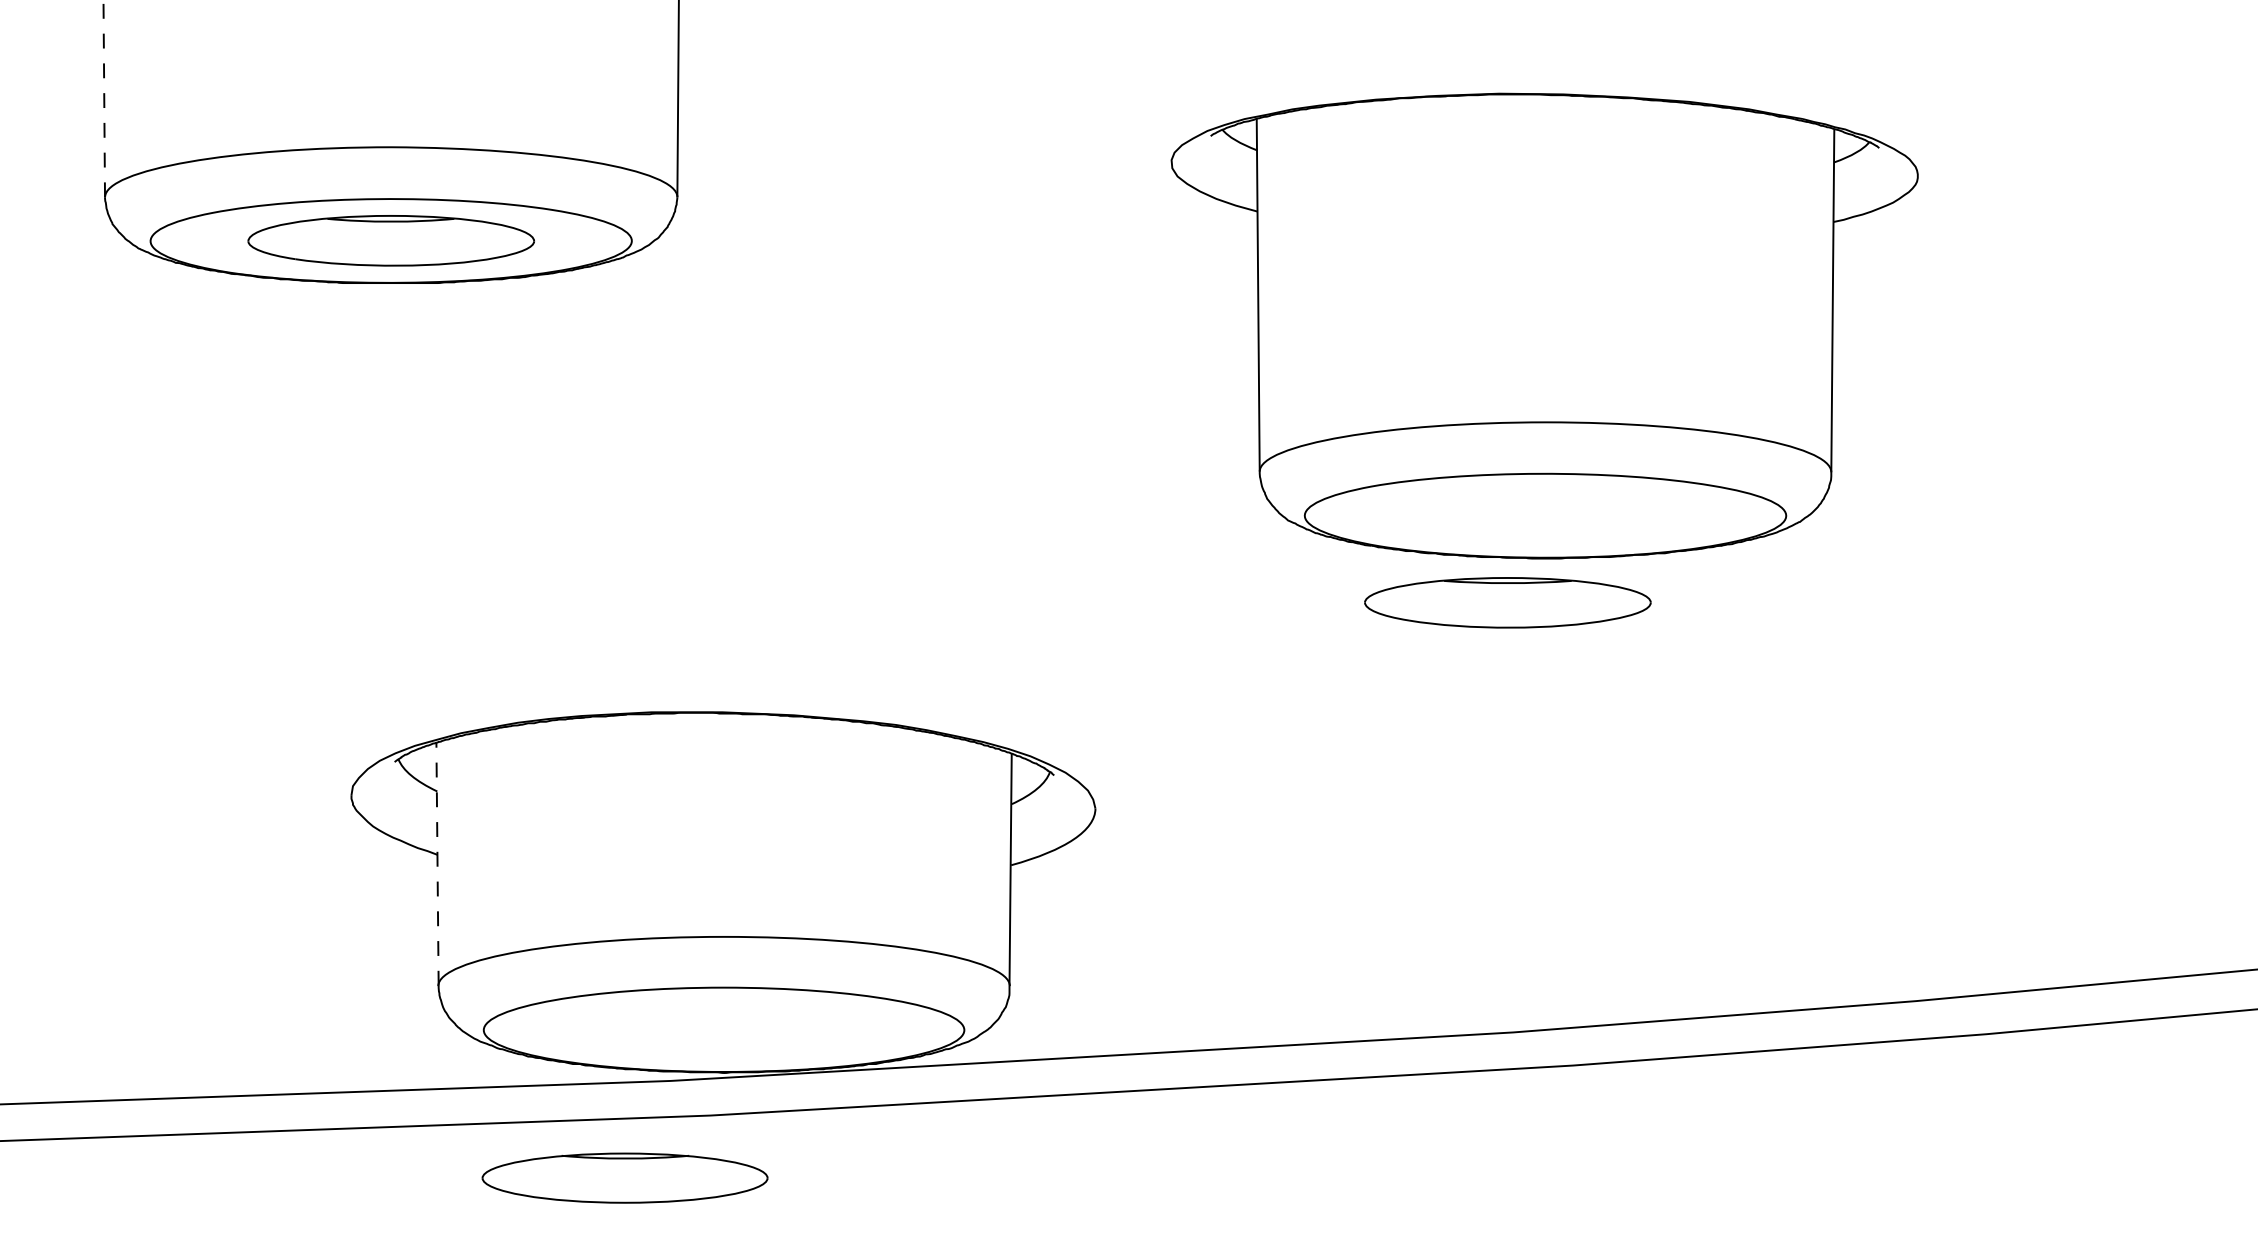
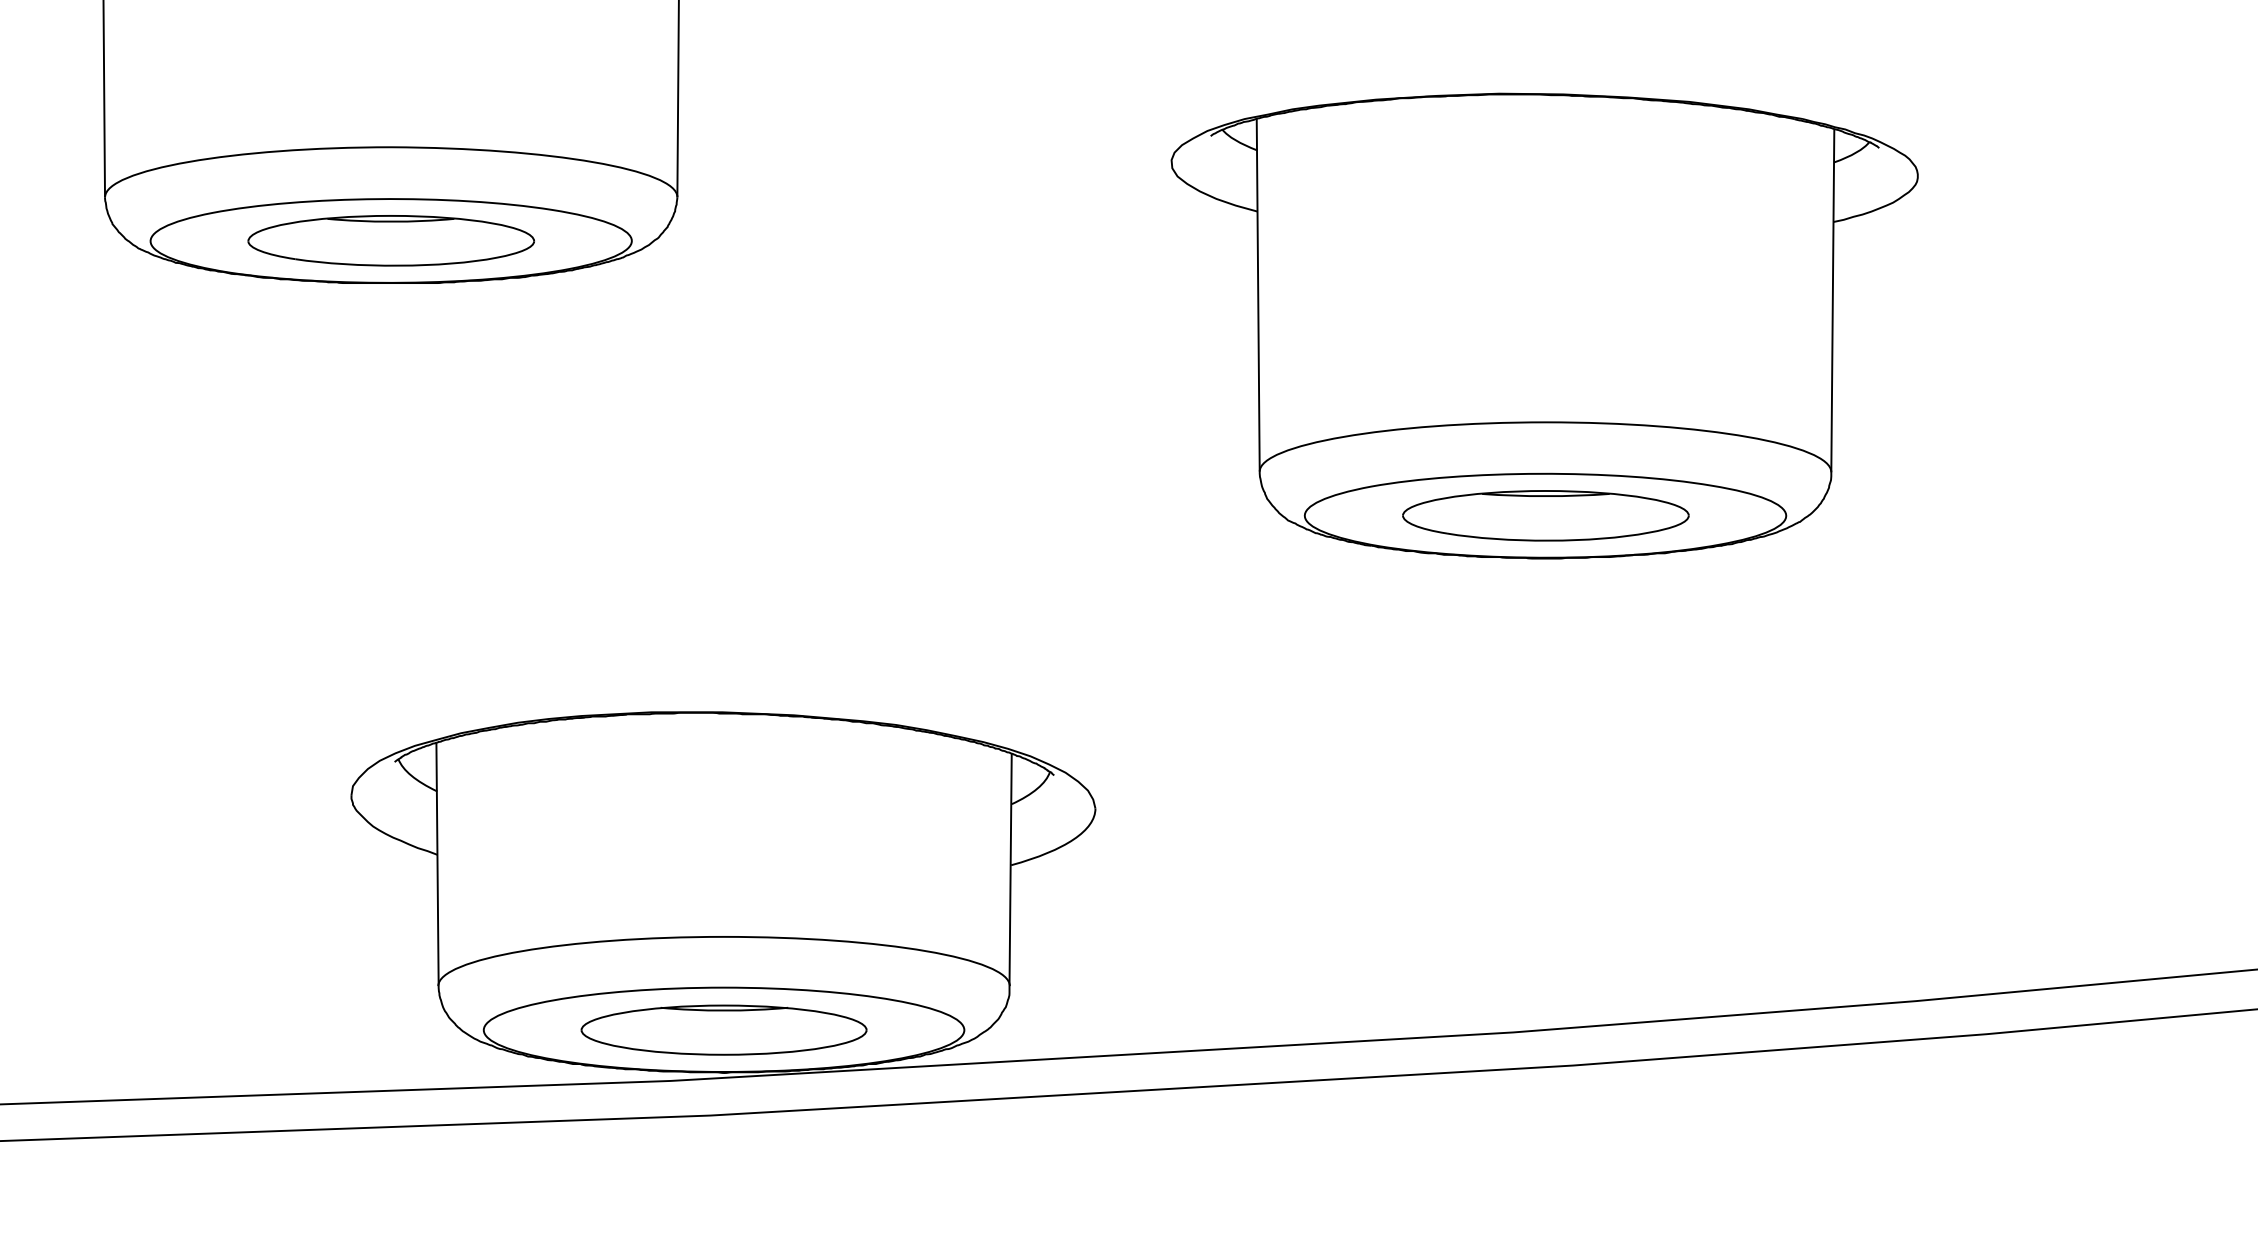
line: dashed -> solid (104, 98)
part position: (1507, 602) -> (1545, 515) (1545, 515)
line: dashed -> solid (437, 864)
part position: (624, 1177) -> (723, 1029) (723, 1029)
